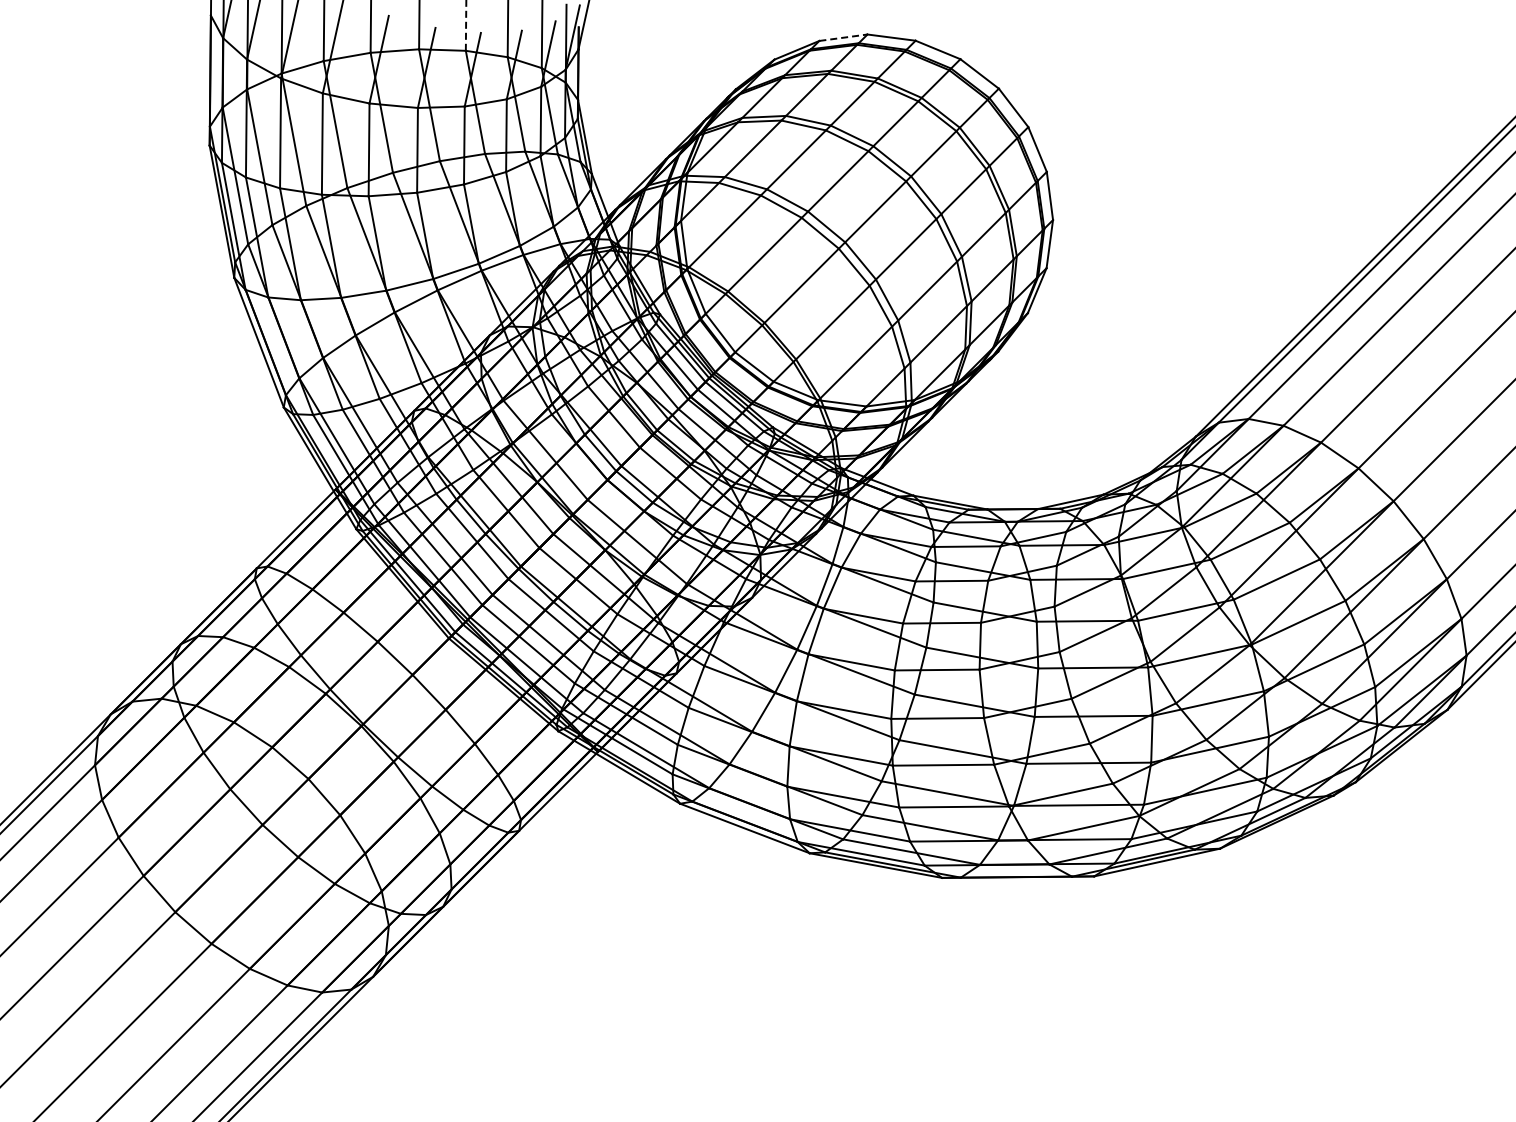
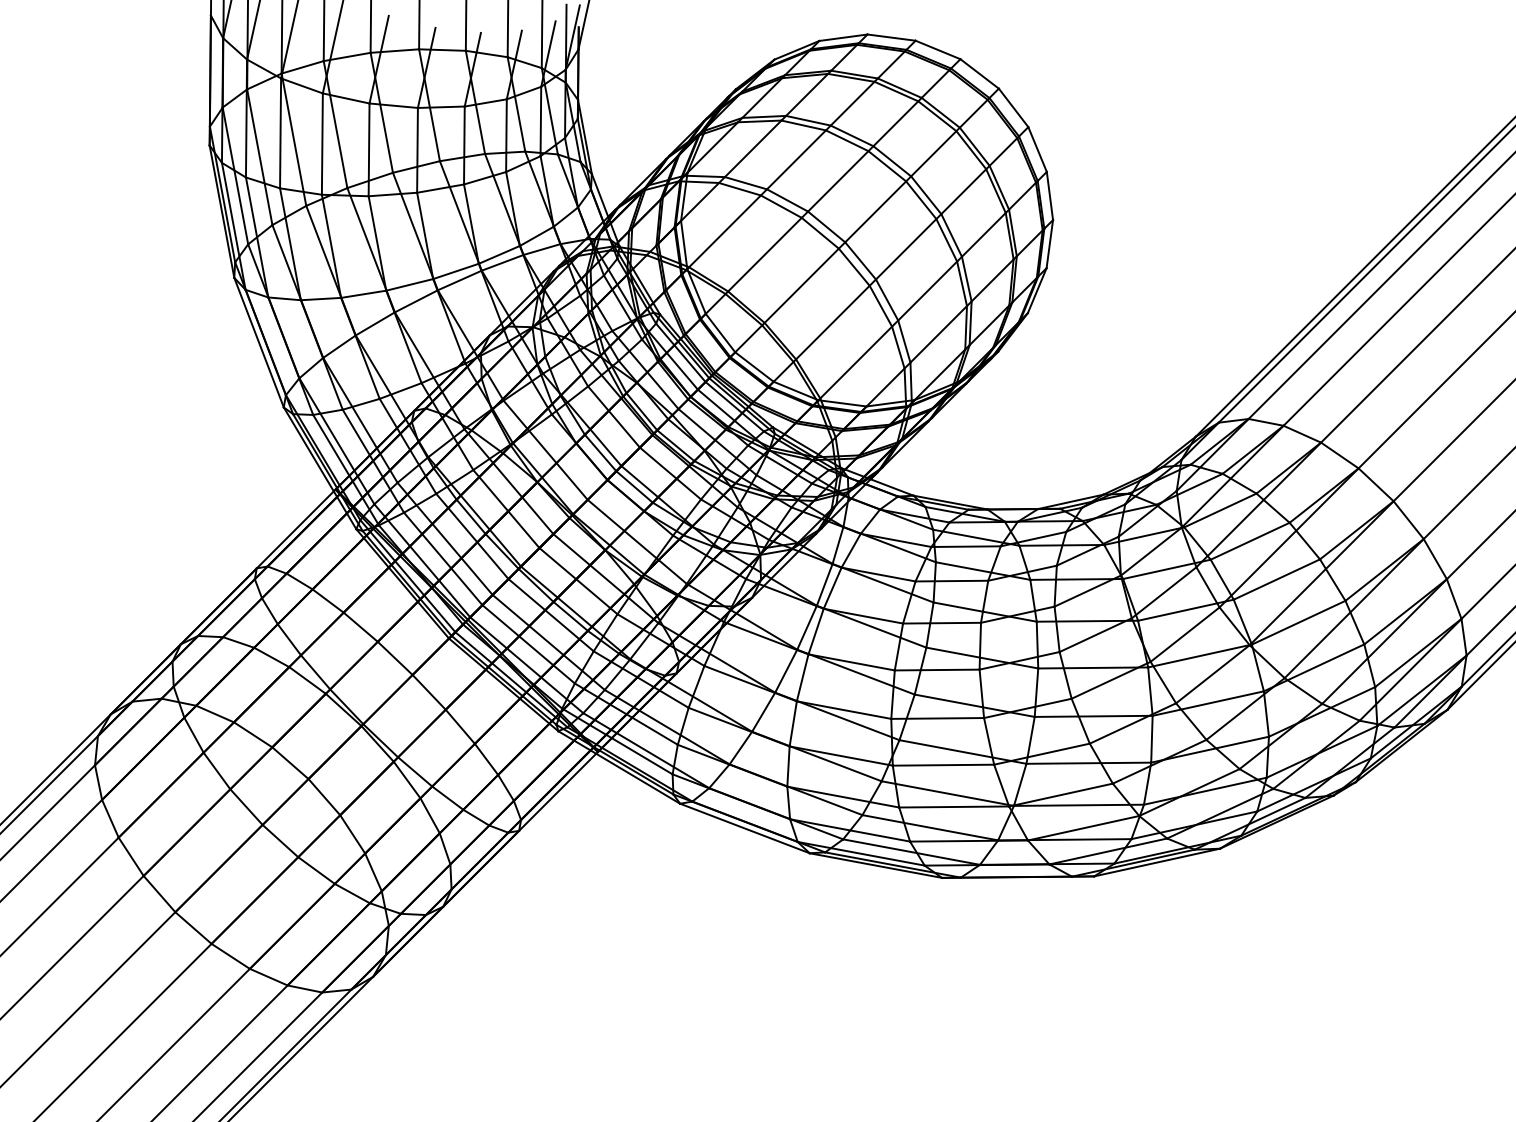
line: dashed -> solid (466, 24)
line: dashed -> solid (843, 37)
